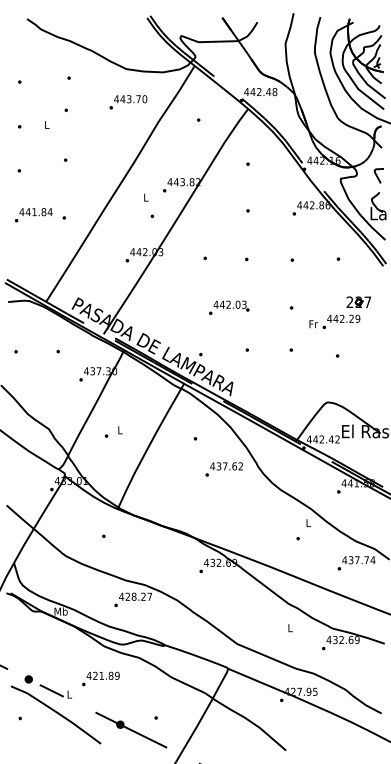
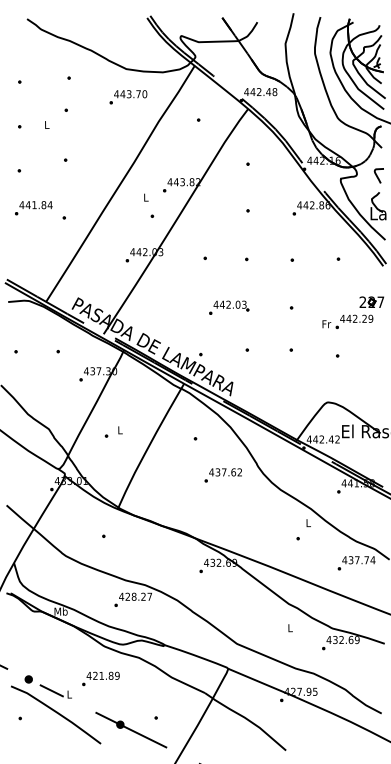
text position: (128, 102) -> (128, 97) (128, 97)
text position: (33, 215) -> (33, 208) (33, 208)
part position: (340, 312) -> (353, 312) (353, 312)
text position: (223, 469) -> (222, 475) (222, 475)
